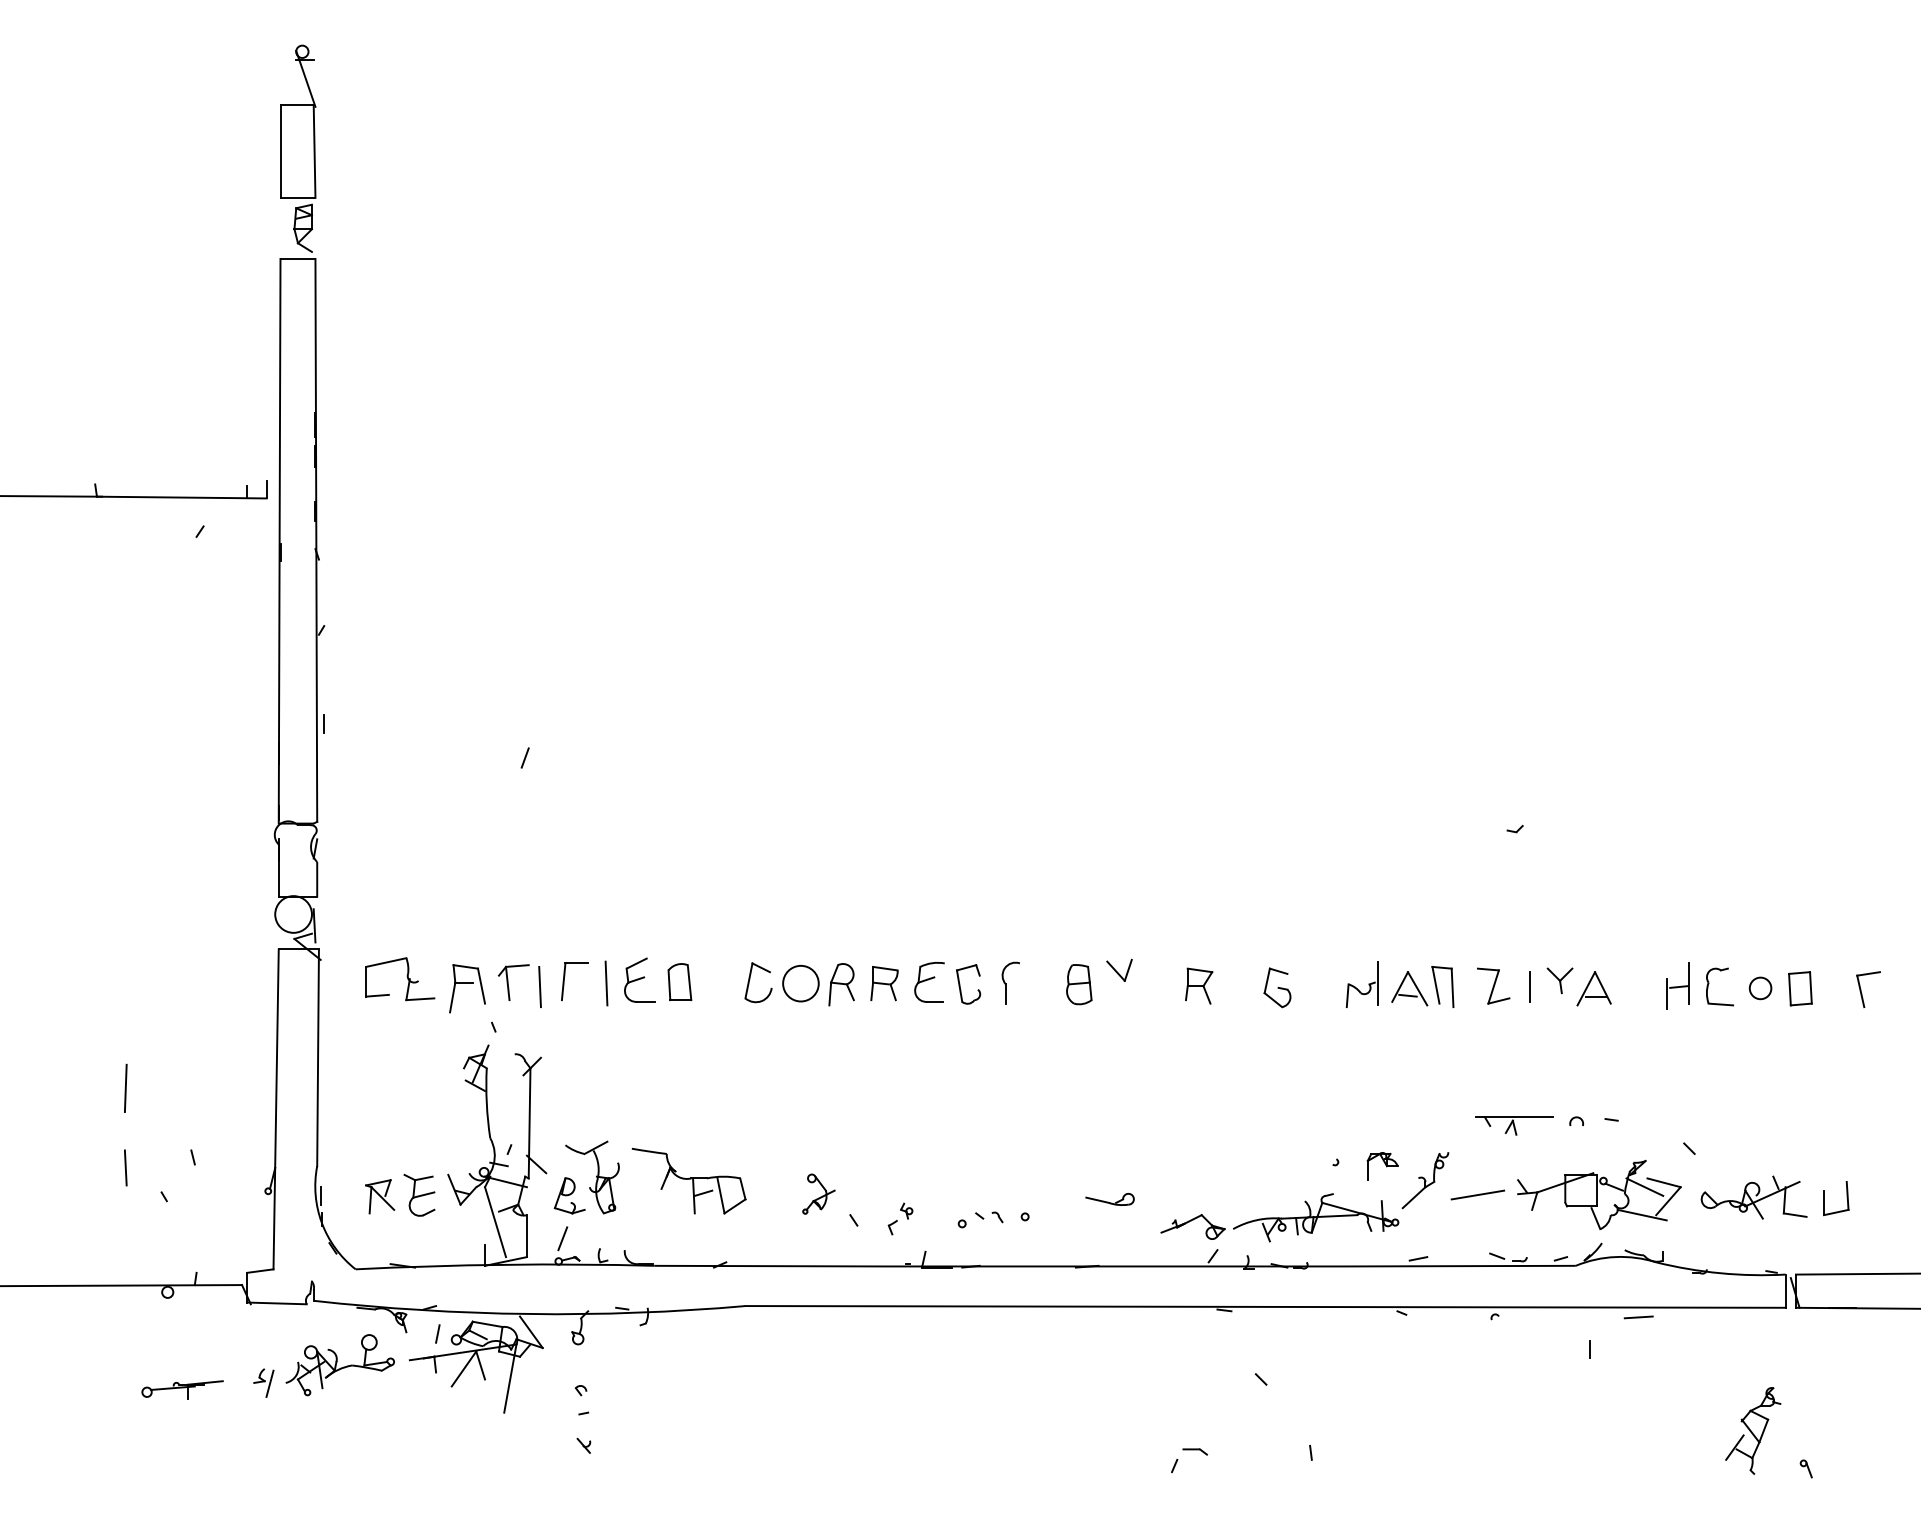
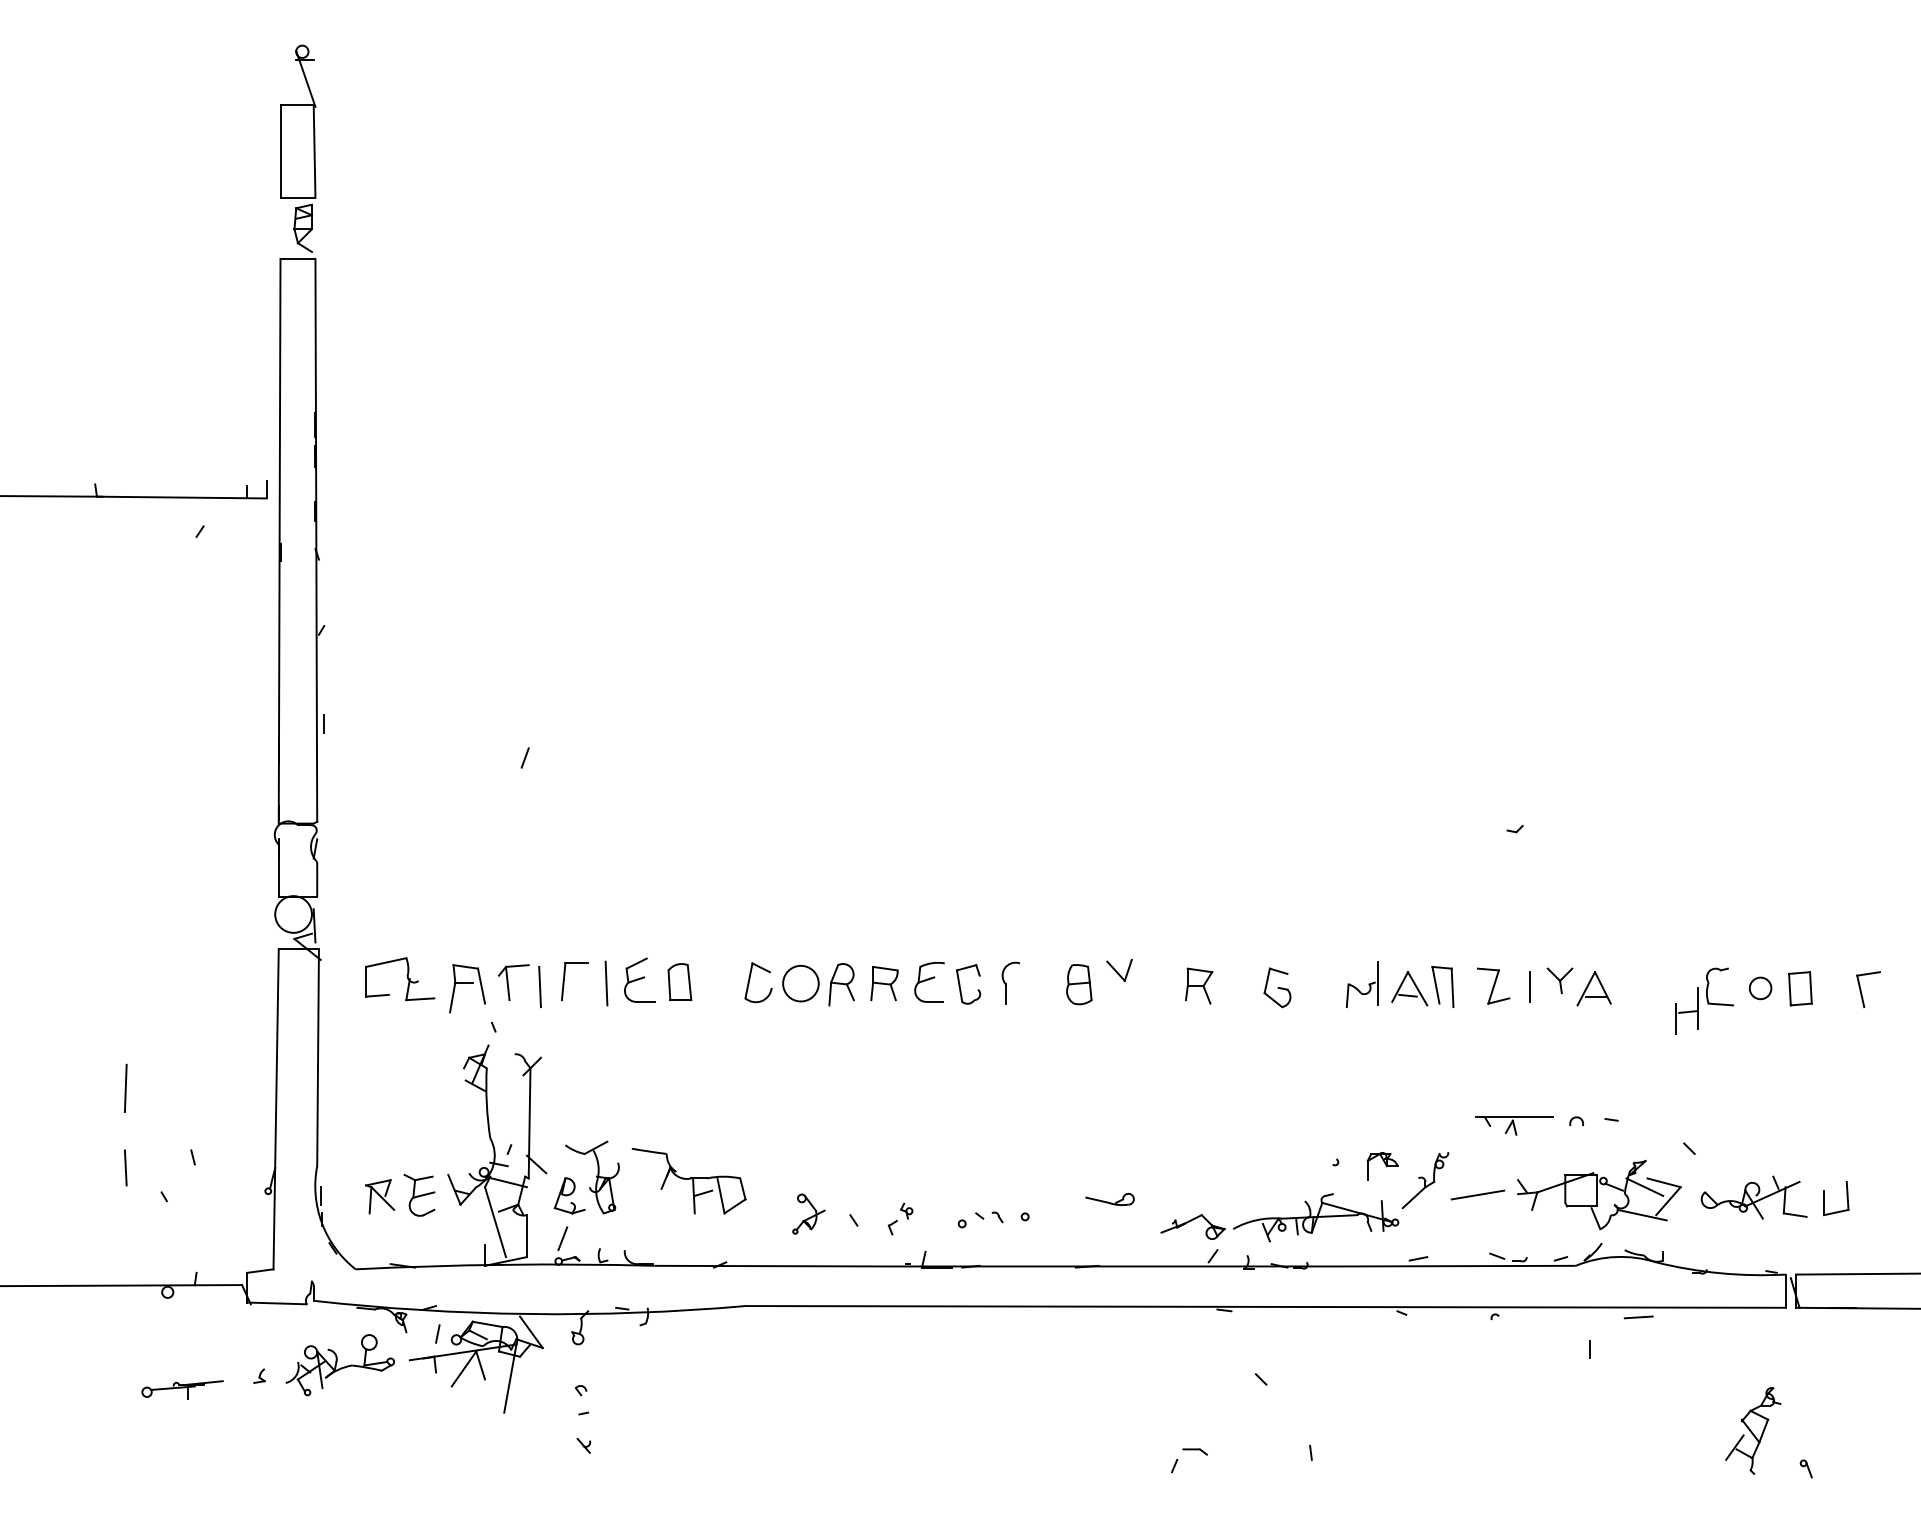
part position: (1677, 985) -> (1686, 1010) (1686, 1010)
part position: (818, 1193) -> (808, 1213) (808, 1213)
line: present -> none (269, 1383)
